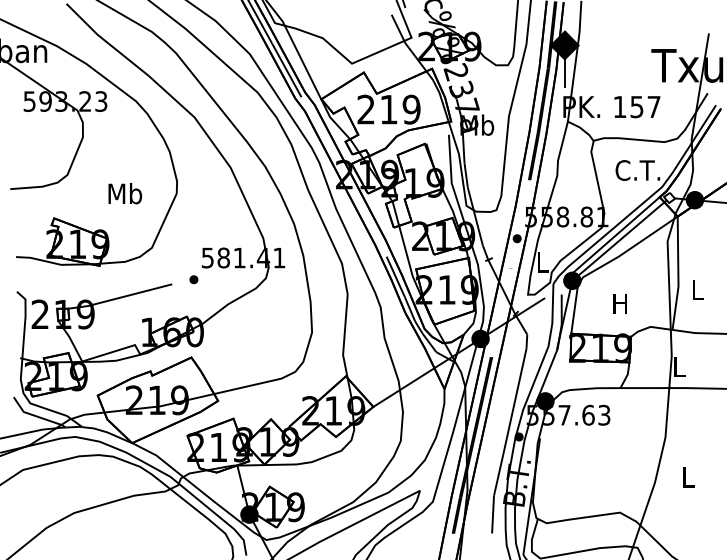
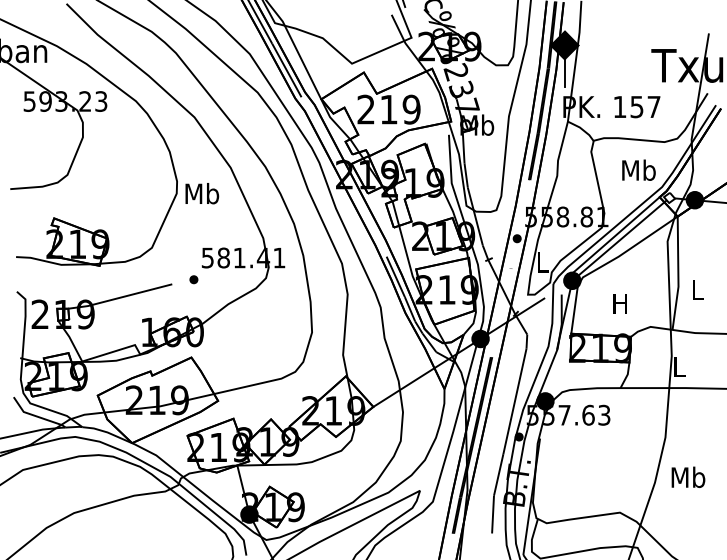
text: C.T. -> Mb (637, 169)
text position: (125, 193) -> (202, 193) (202, 193)
text: L -> Mb (688, 476)
